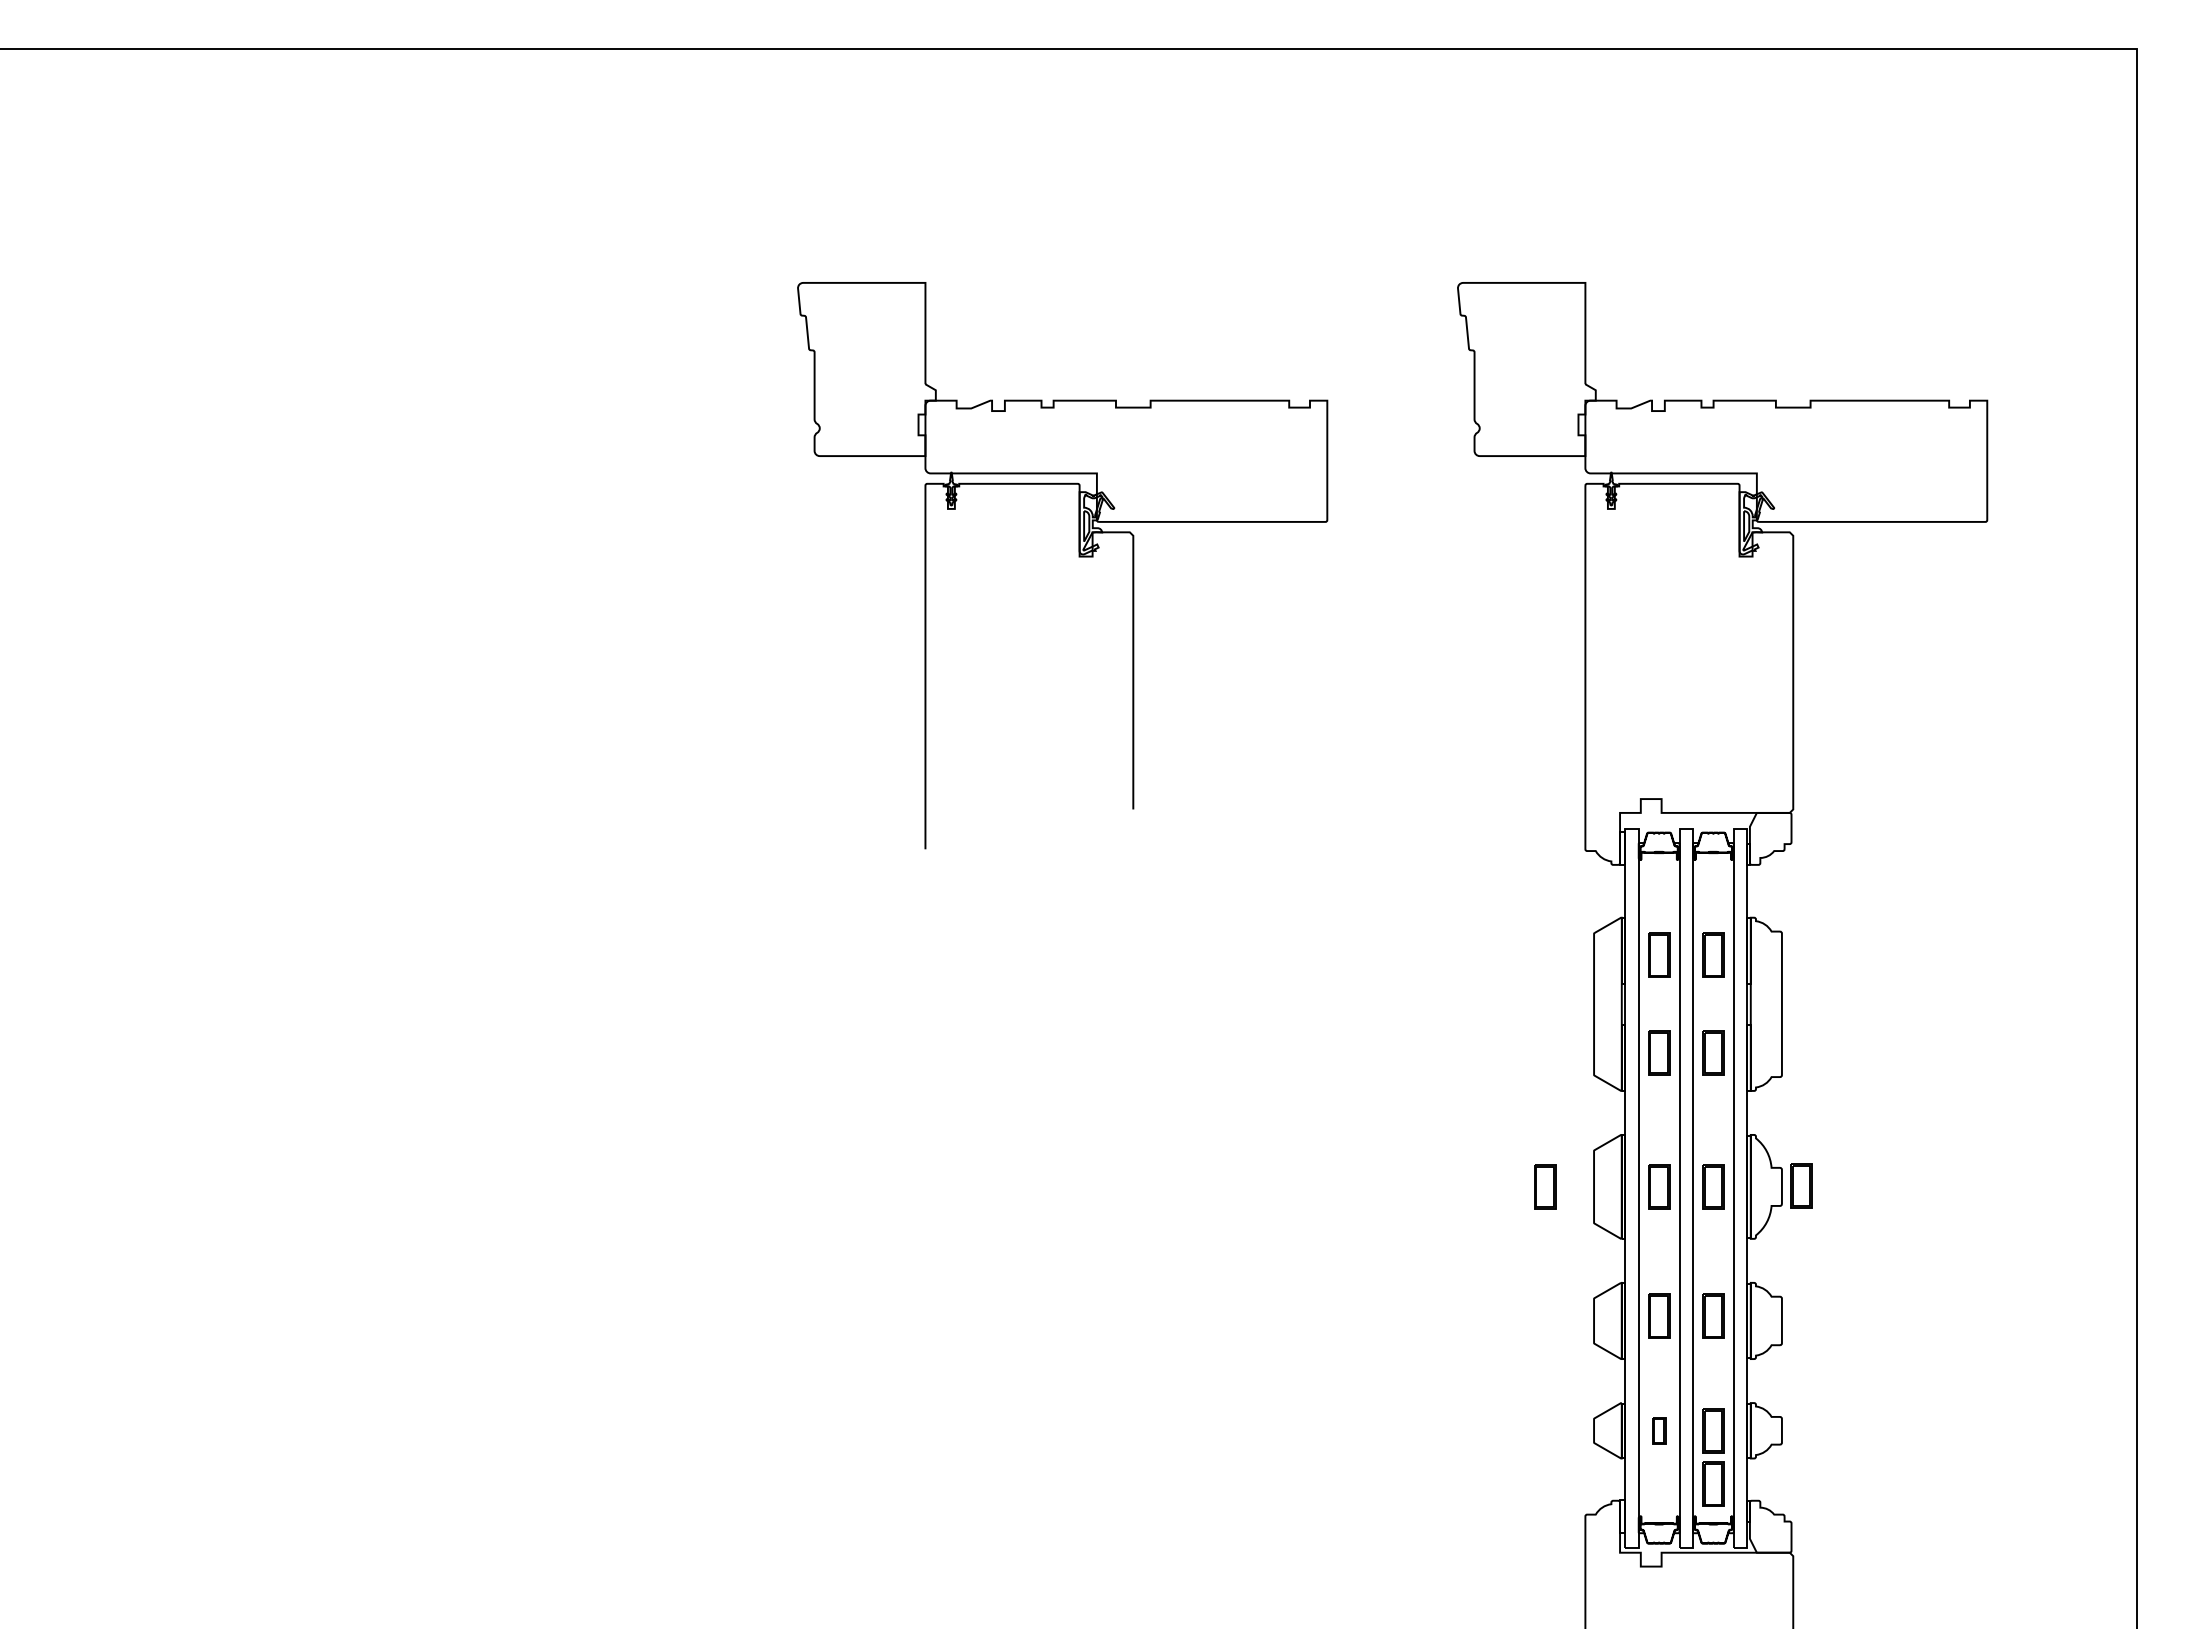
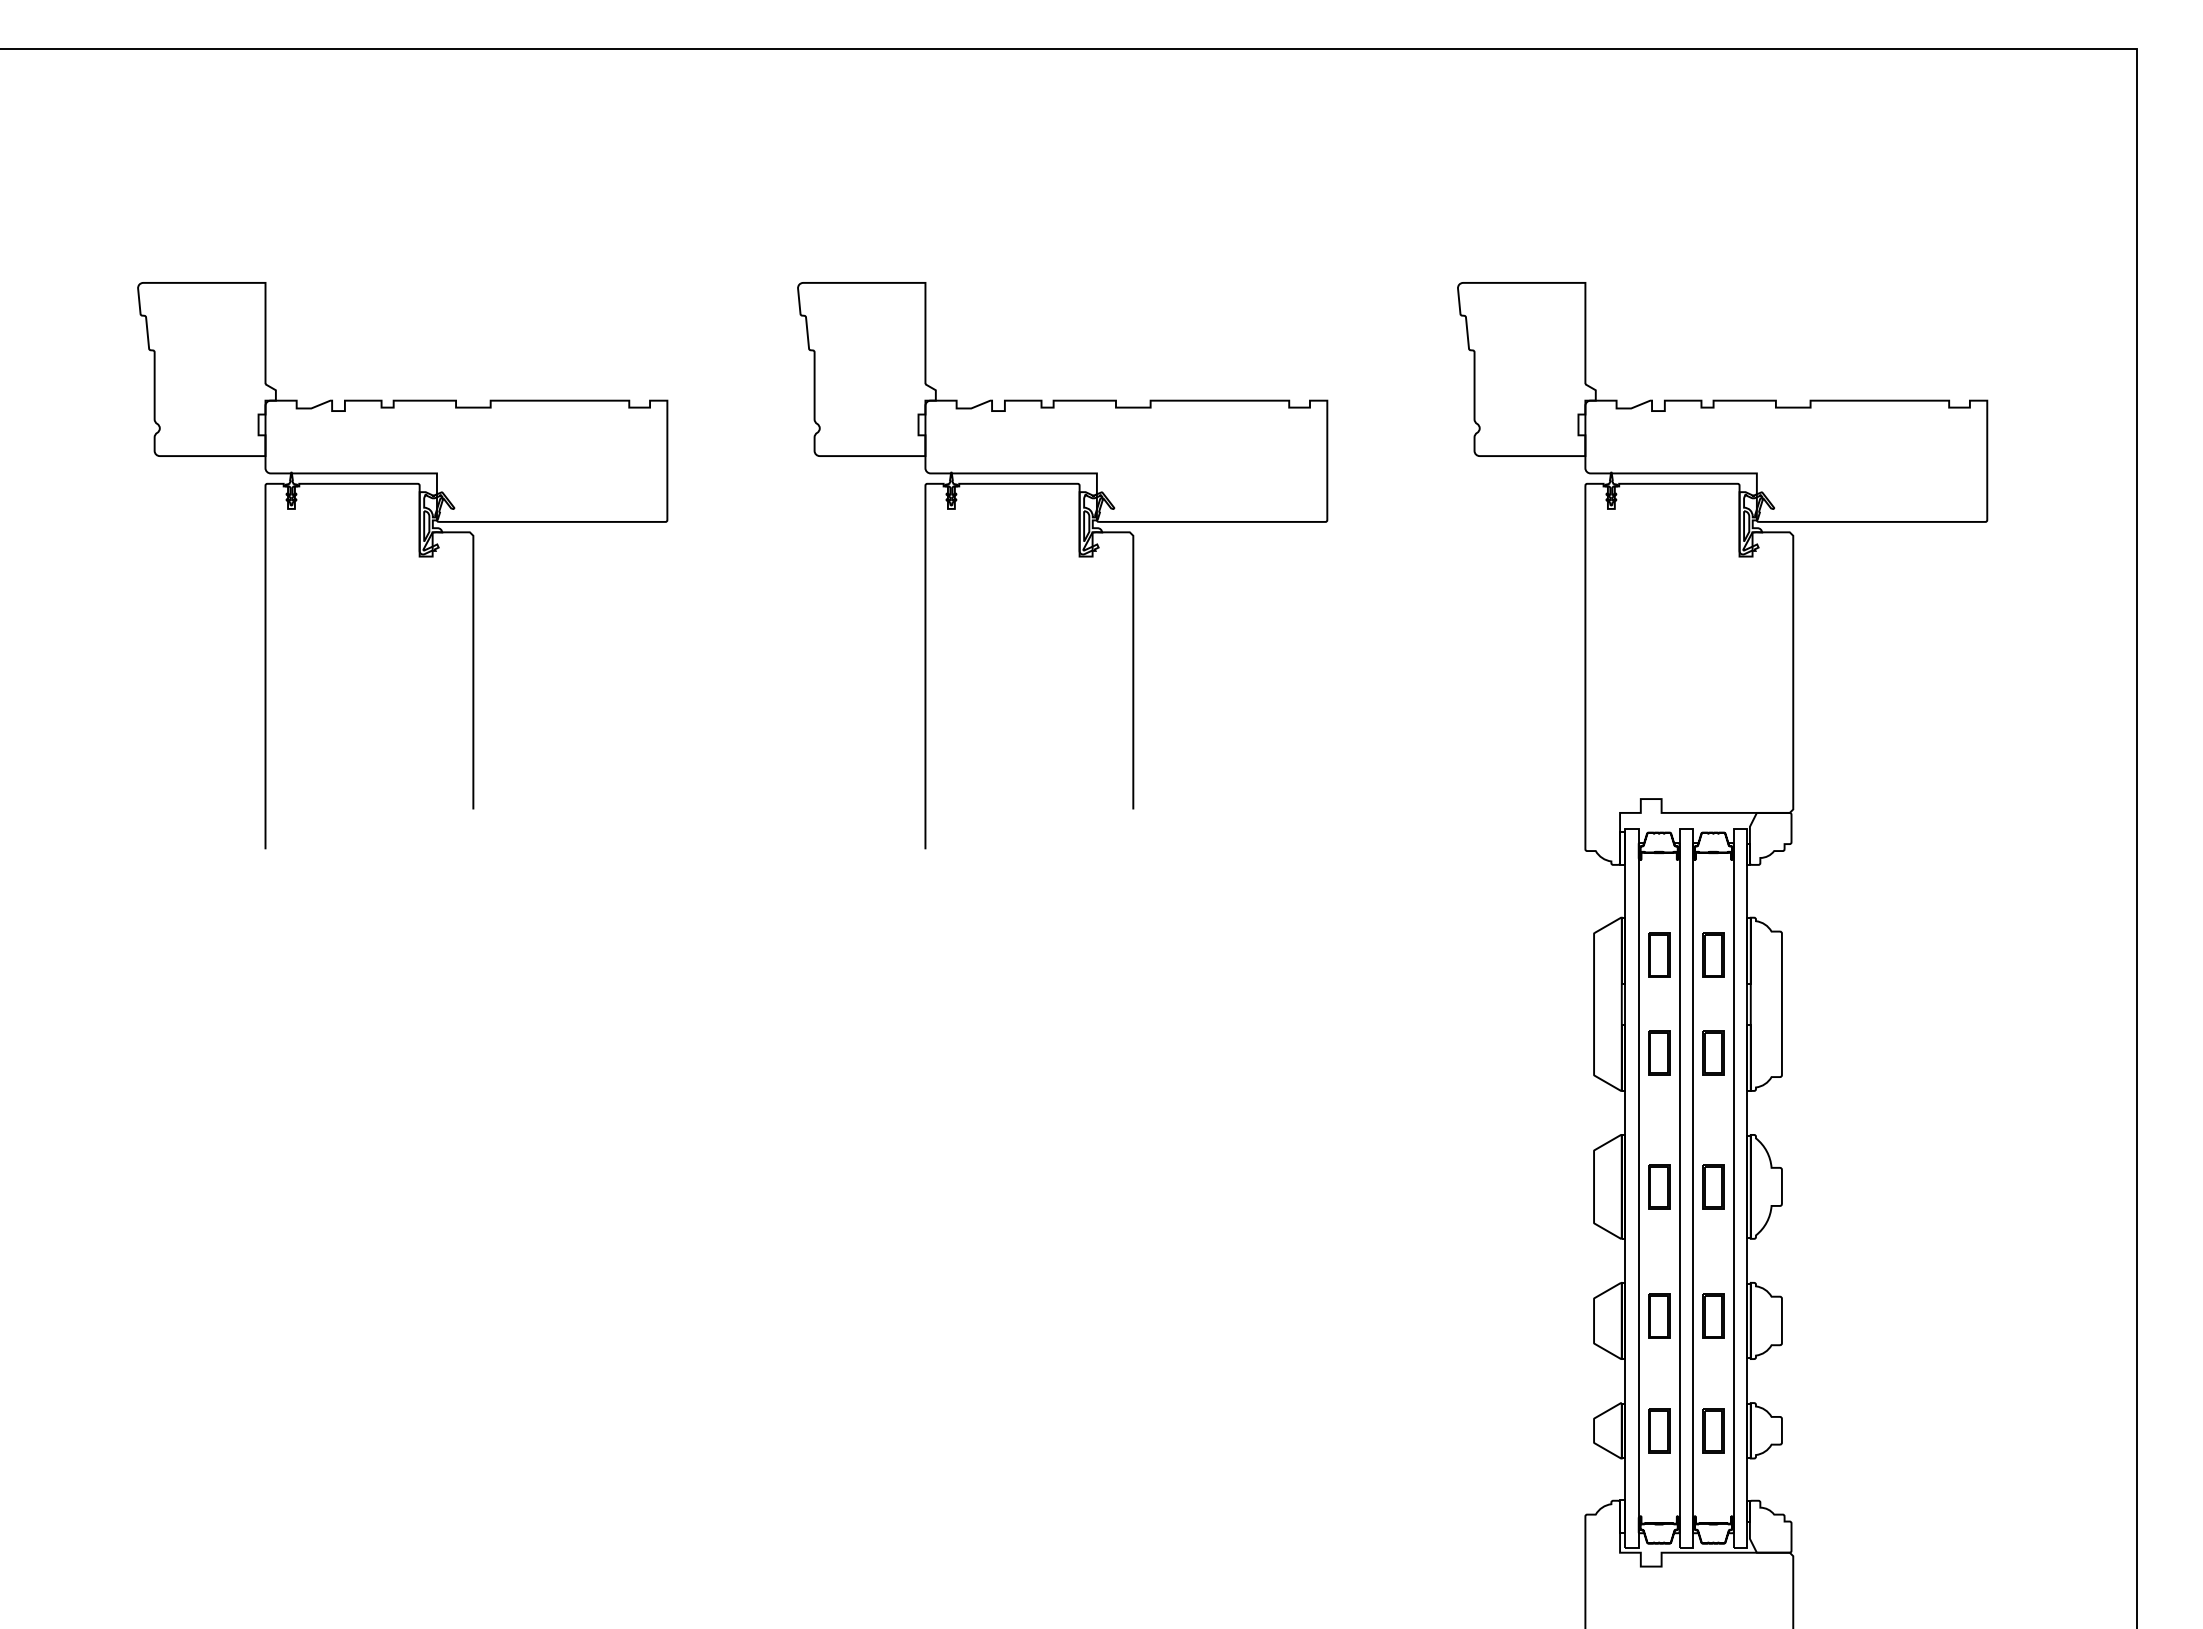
part: none -> present (418, 557)
part: present -> none (1801, 1185)
part: present -> none (1545, 1186)
part size: 15x28 px -> 23x46 px (1659, 1430)
part: present -> none (1713, 1483)
